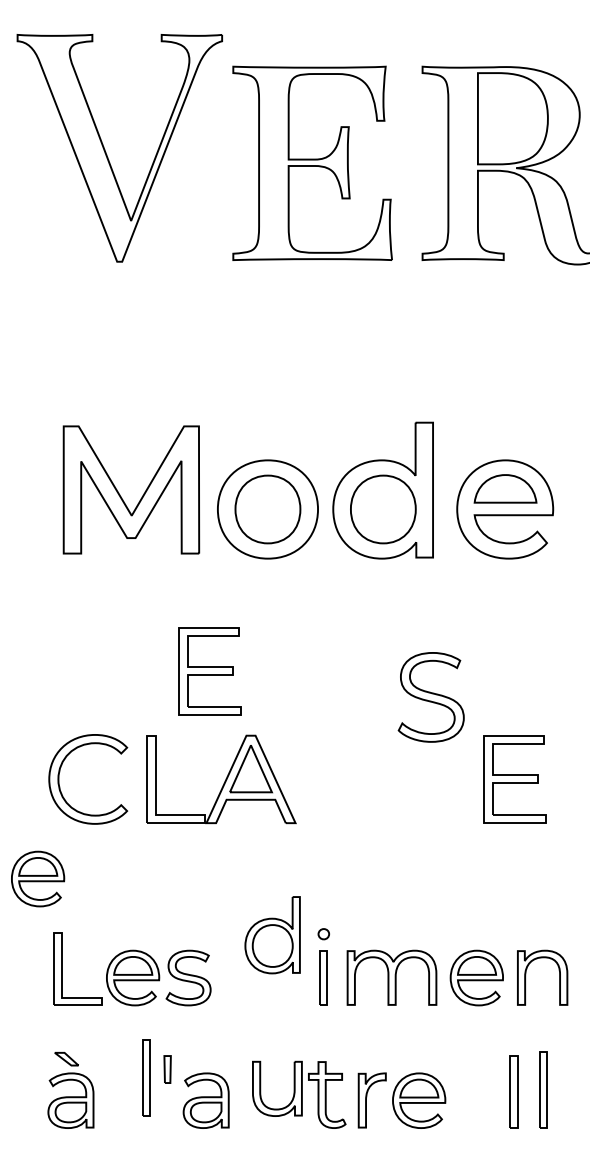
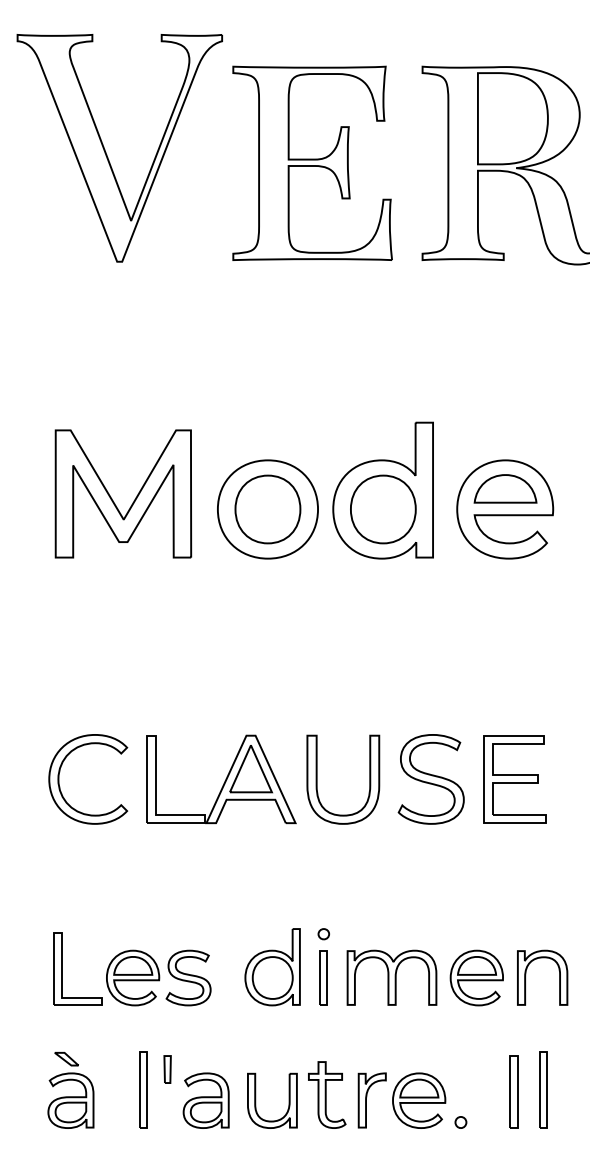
part position: (120, 494) -> (112, 498) (112, 498)
part: present -> none (209, 671)
part position: (430, 697) -> (430, 779) (430, 779)
part: none -> present (317, 779)
part: present -> none (38, 878)
part position: (272, 935) -> (272, 967) (272, 967)
part position: (146, 1077) -> (143, 1089) (143, 1089)
part position: (261, 1088) -> (256, 1100) (256, 1100)
part: none -> present (460, 1122)
